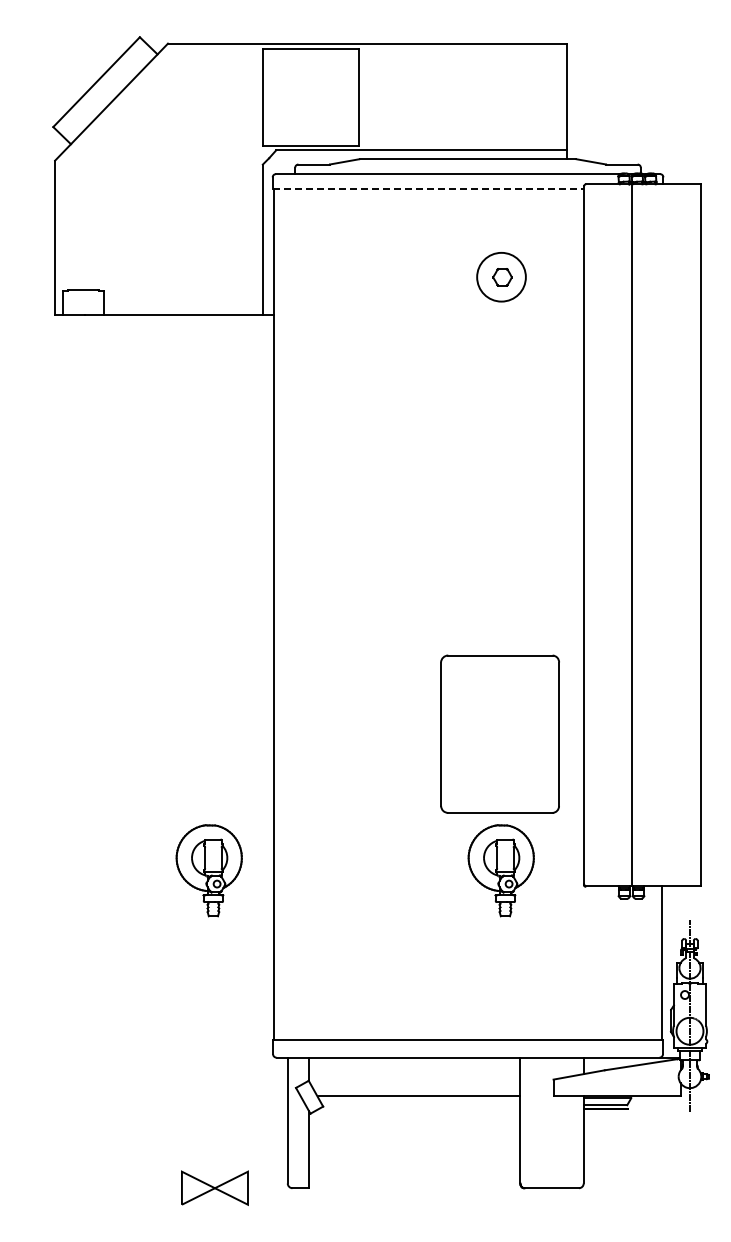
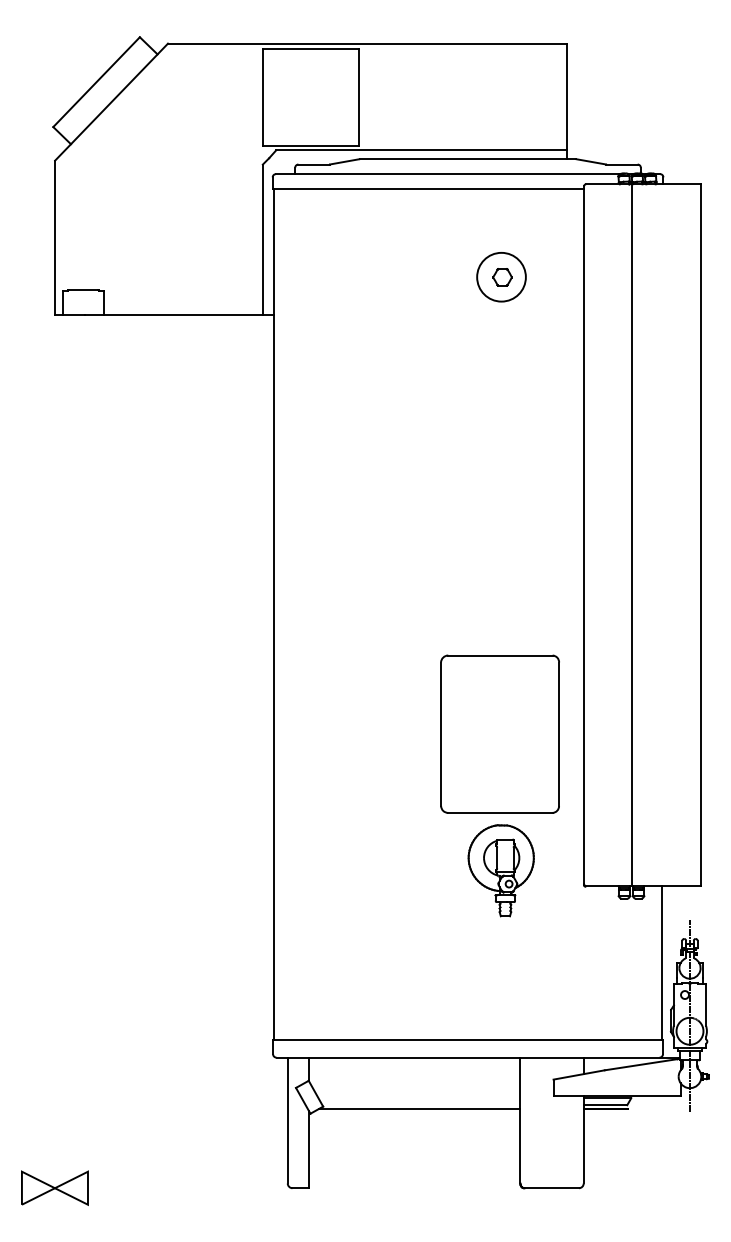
line: dashed -> solid (428, 188)
part: present -> none (208, 870)
line position: (419, 1096) -> (419, 1109) (419, 1109)
part position: (214, 1187) -> (54, 1187) (54, 1187)
